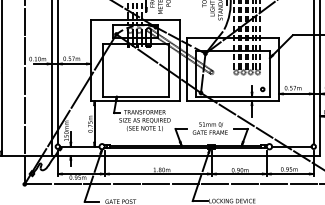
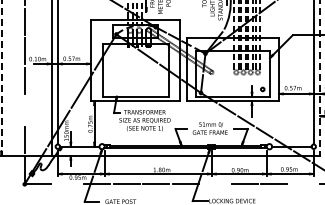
line: solid -> dashed (1, 78)
line: solid -> dashed (320, 78)
line: present -> none (24, 110)
line: present -> none (67, 184)
line: present -> none (215, 184)
line: present -> none (303, 184)
